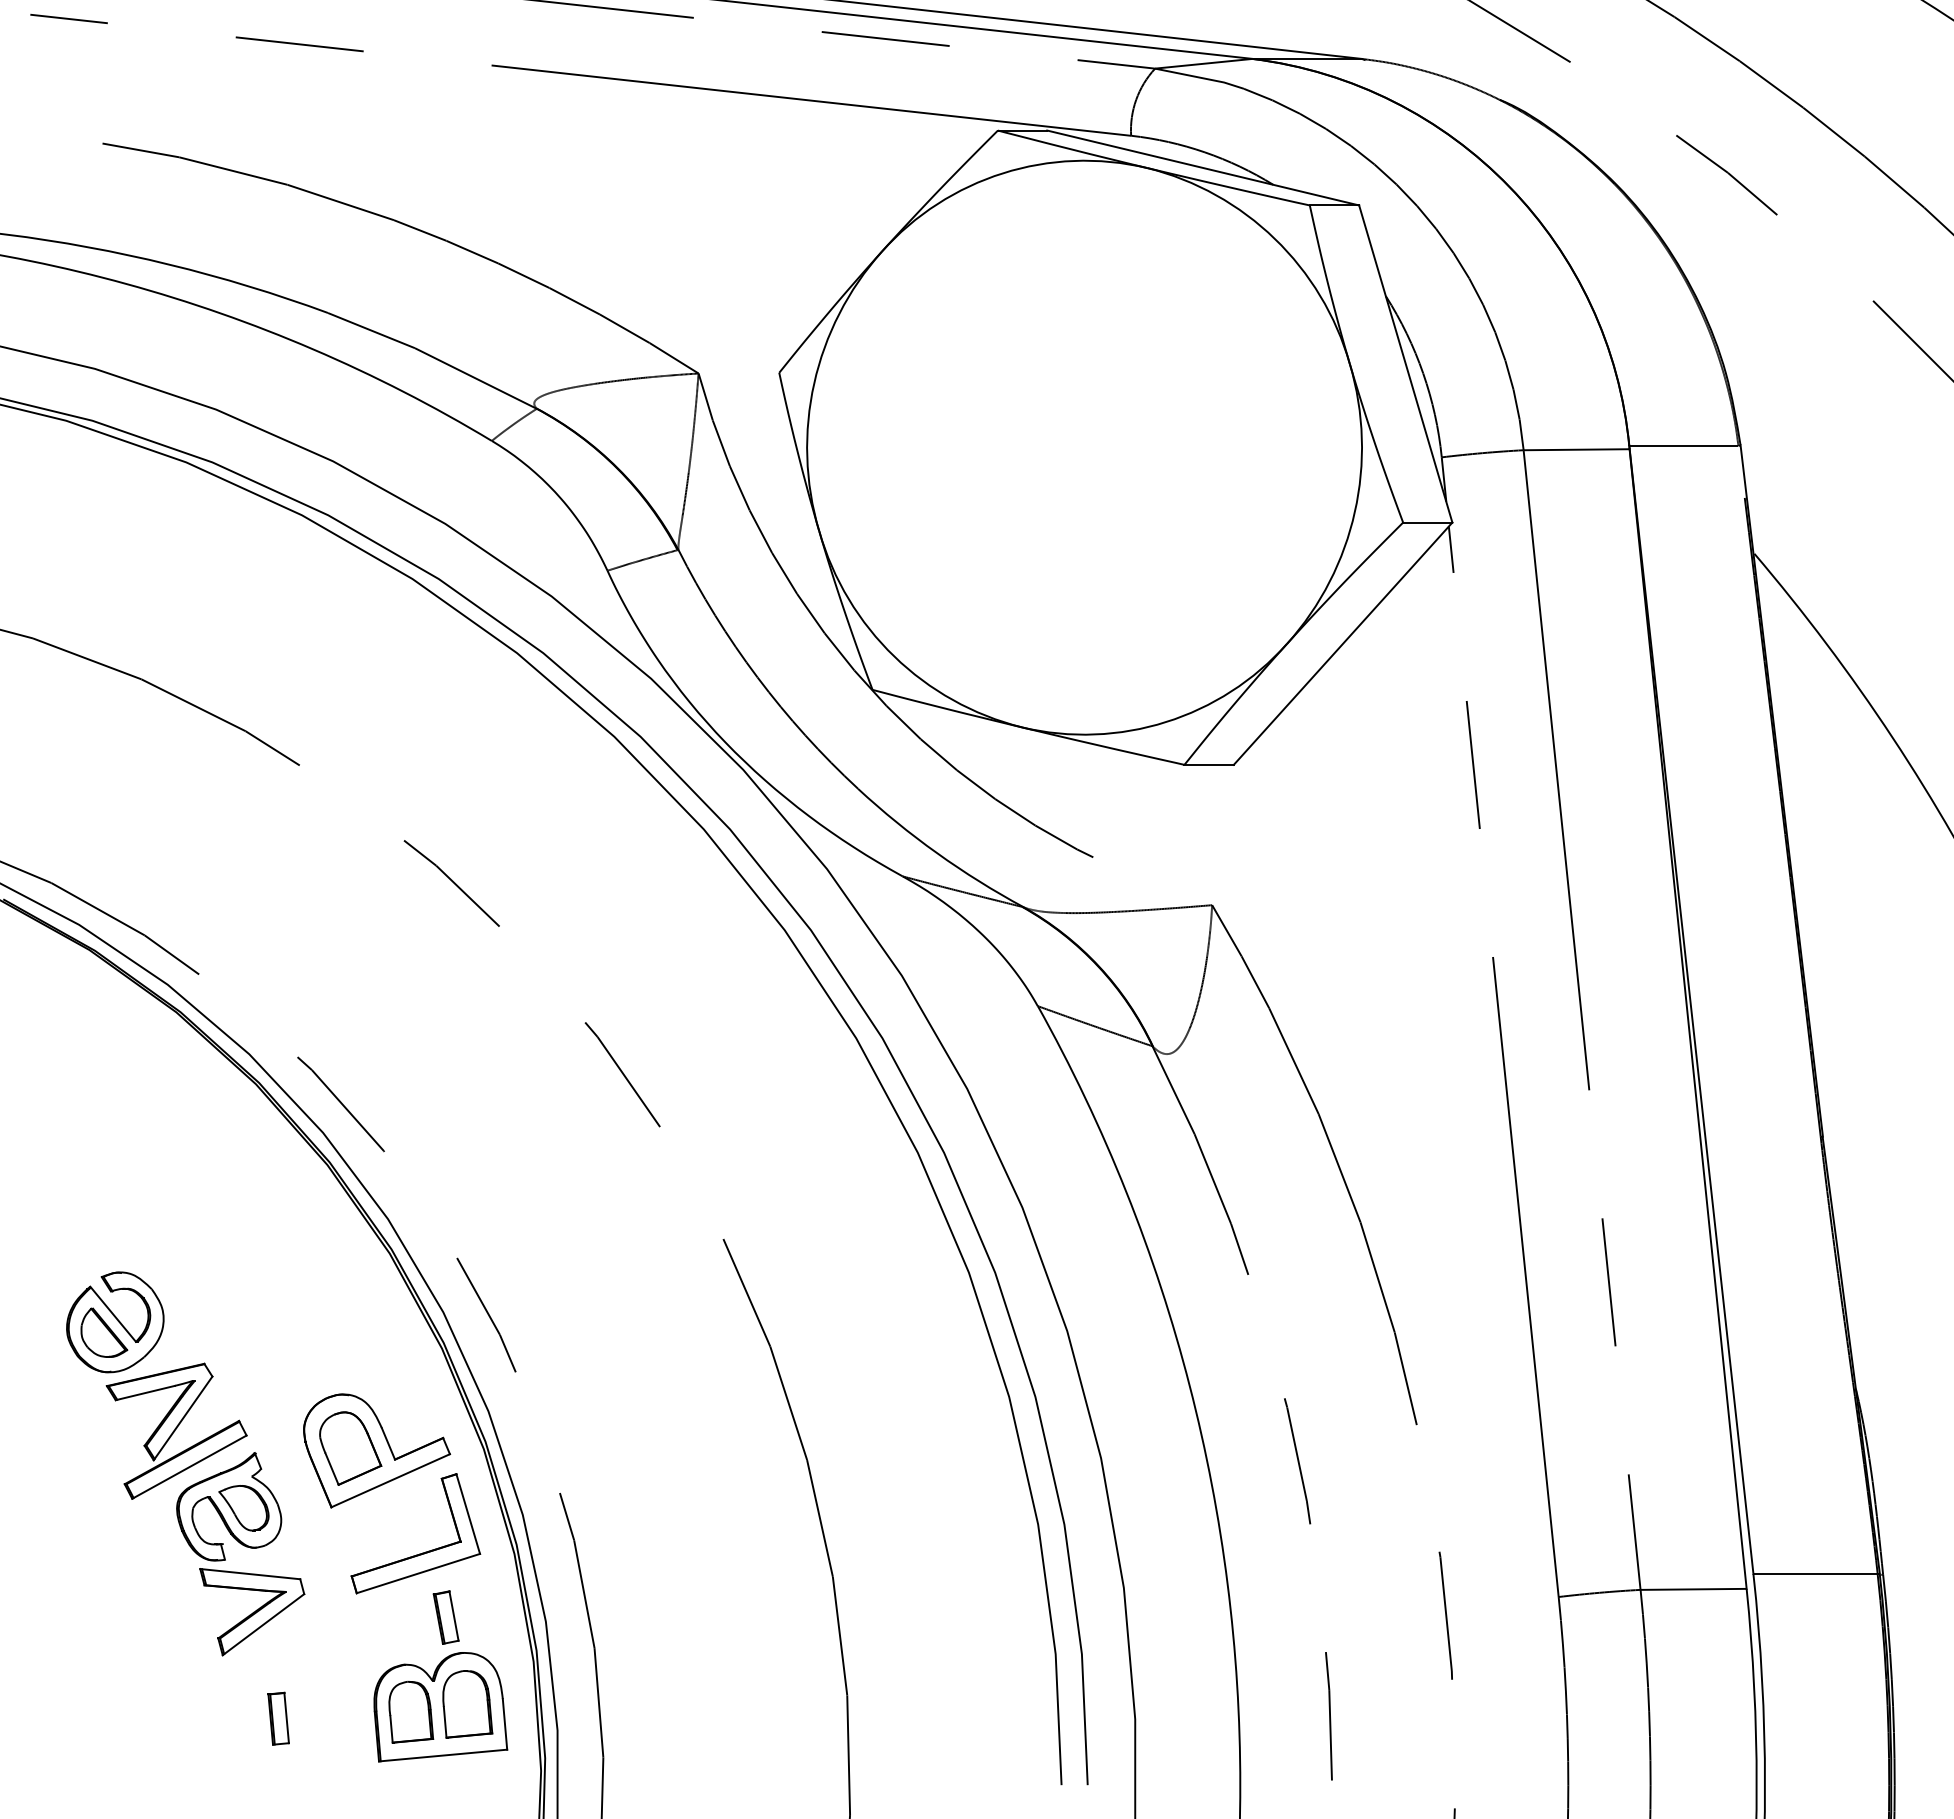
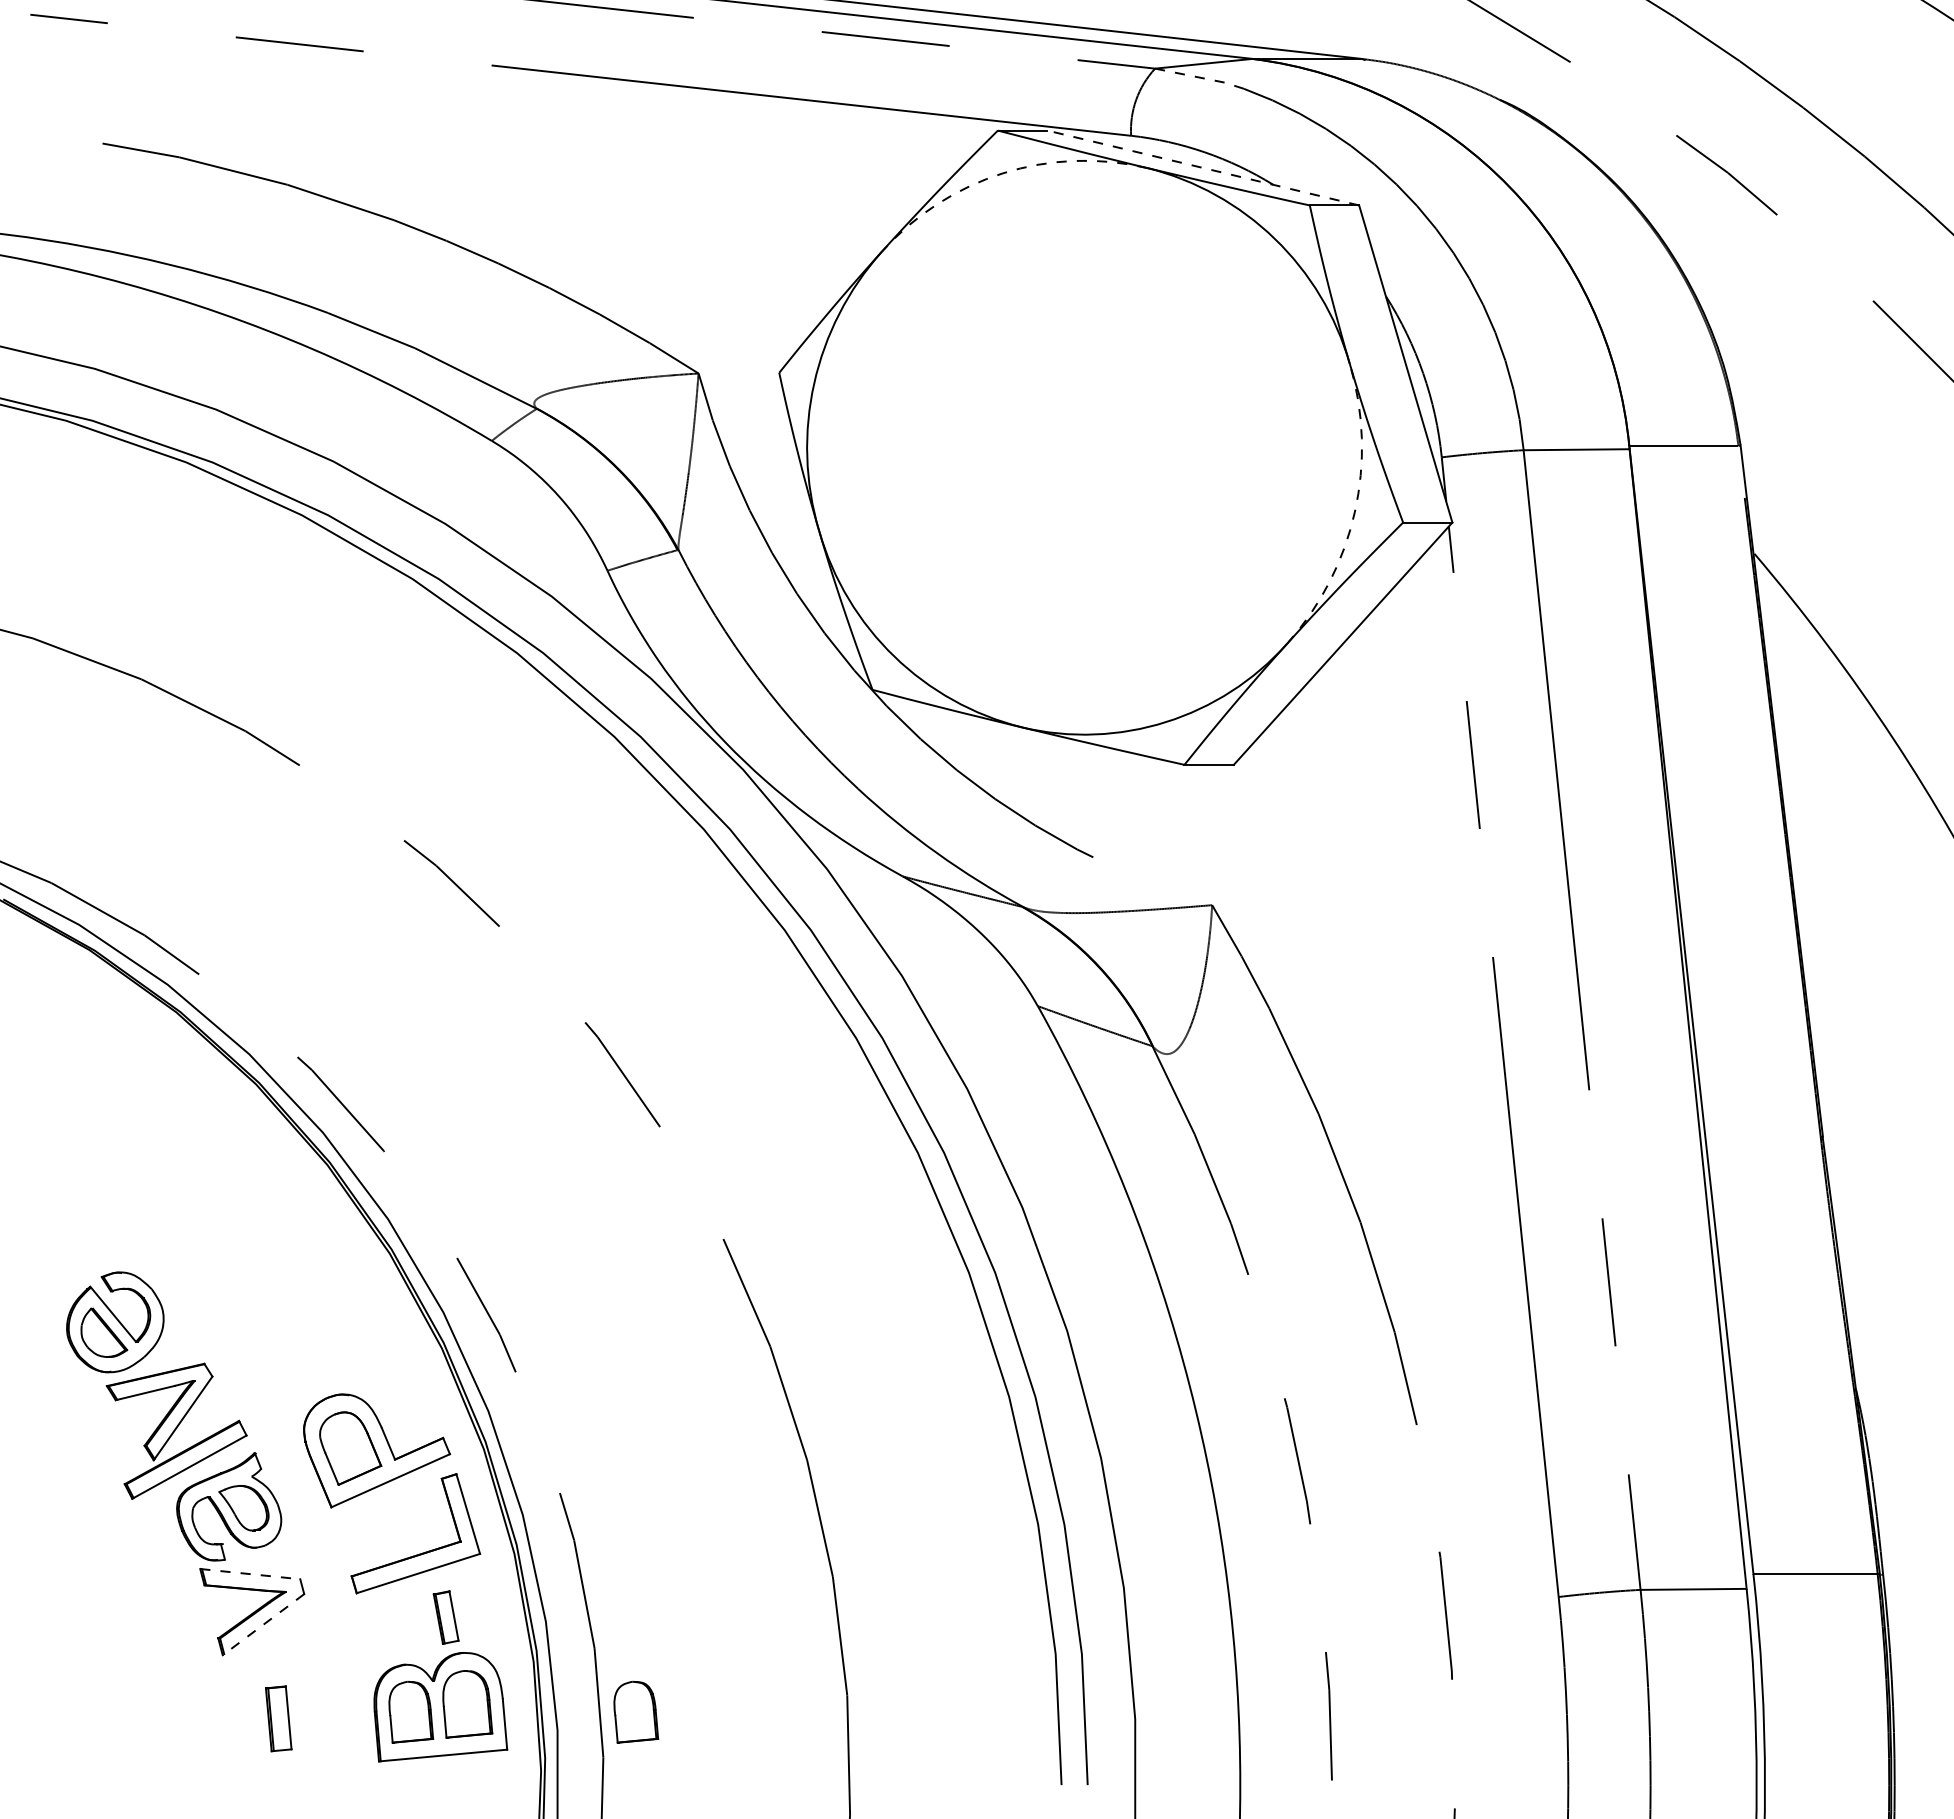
line: solid -> dashed (1200, 77)
line: solid -> dashed (1202, 167)
arc: solid -> dashed (1002, 173)
arc: solid -> dashed (1354, 512)
line: solid -> dashed (250, 1574)
line: solid -> dashed (263, 1624)
part: none -> present (636, 1711)
part size: 23x55 px -> 28x68 px (278, 1718)
